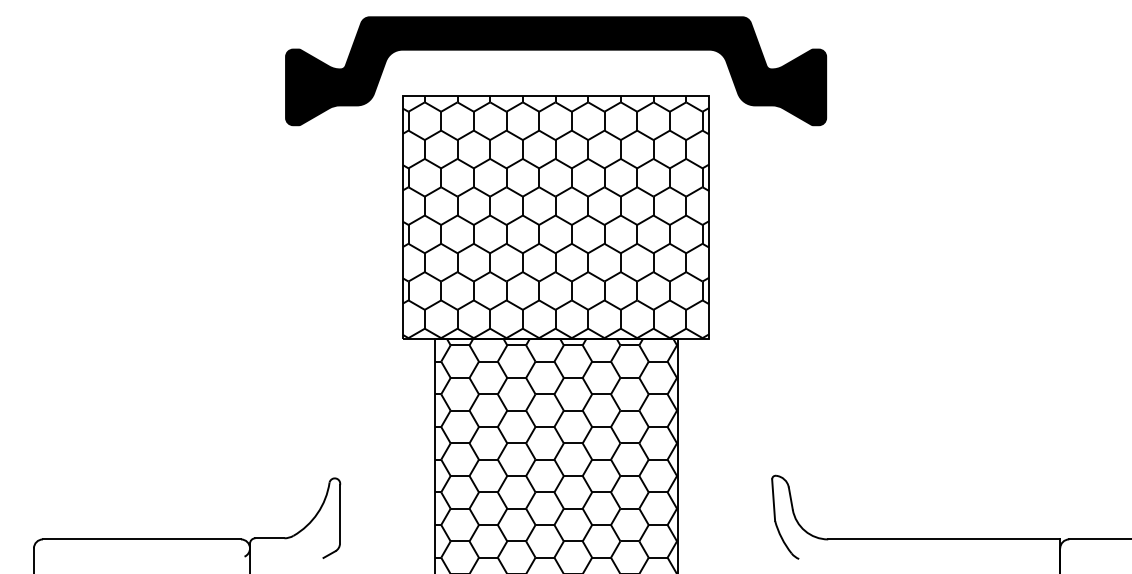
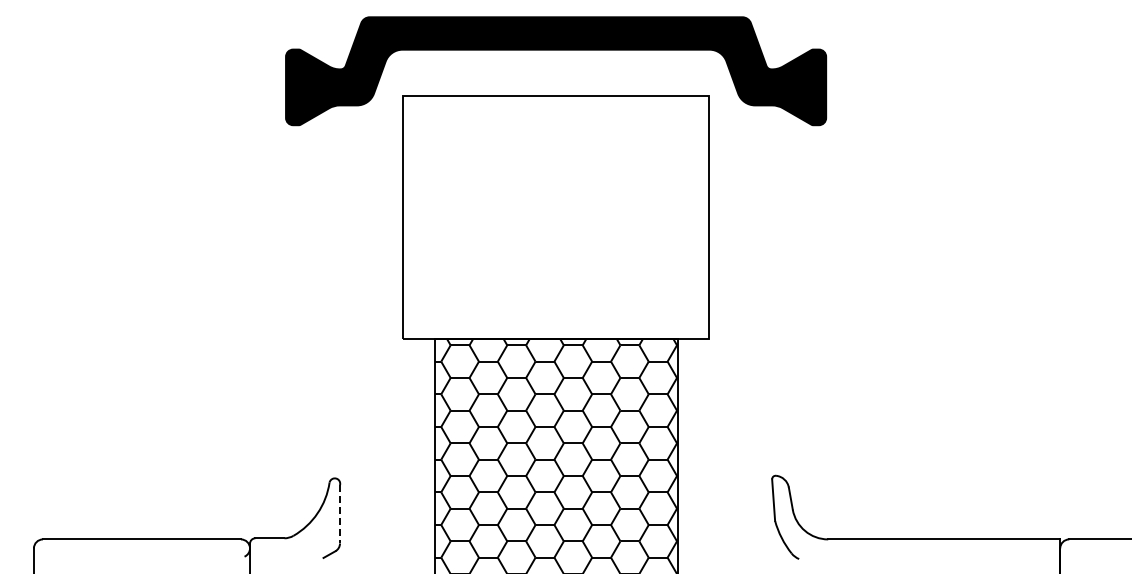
hatch: present -> none (556, 216)
line: solid -> dashed (340, 514)
